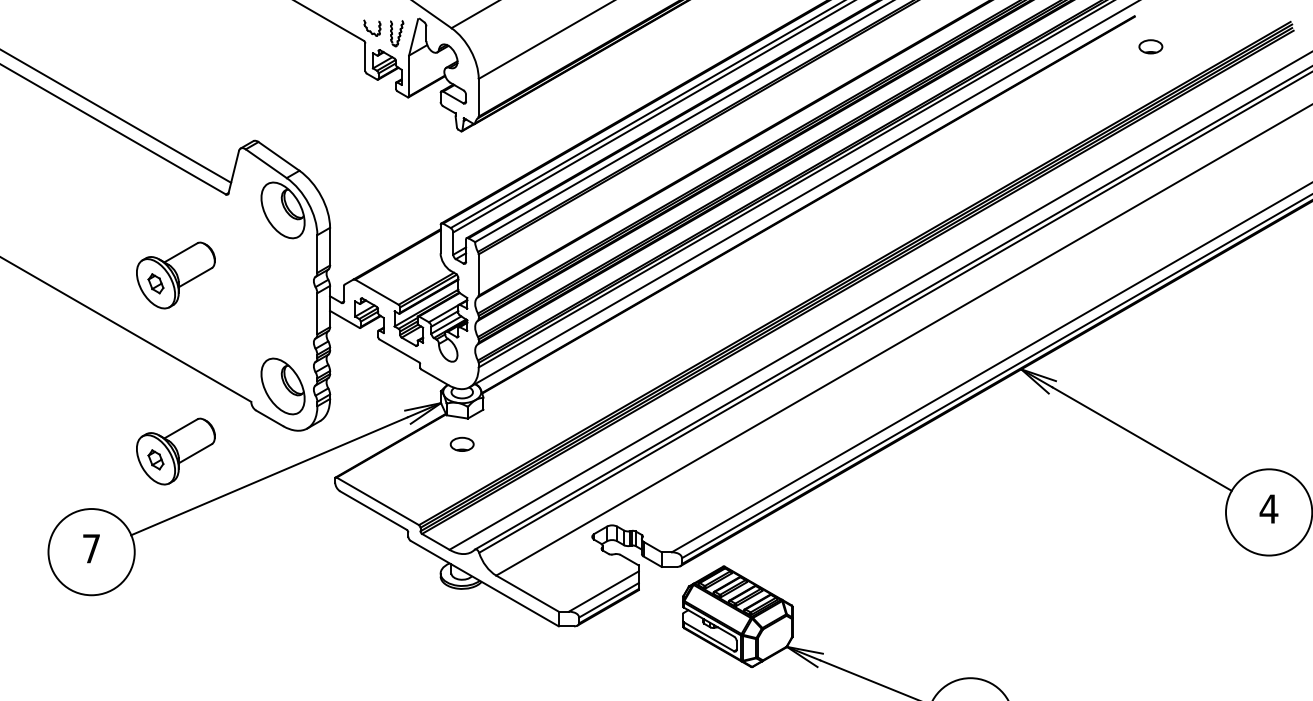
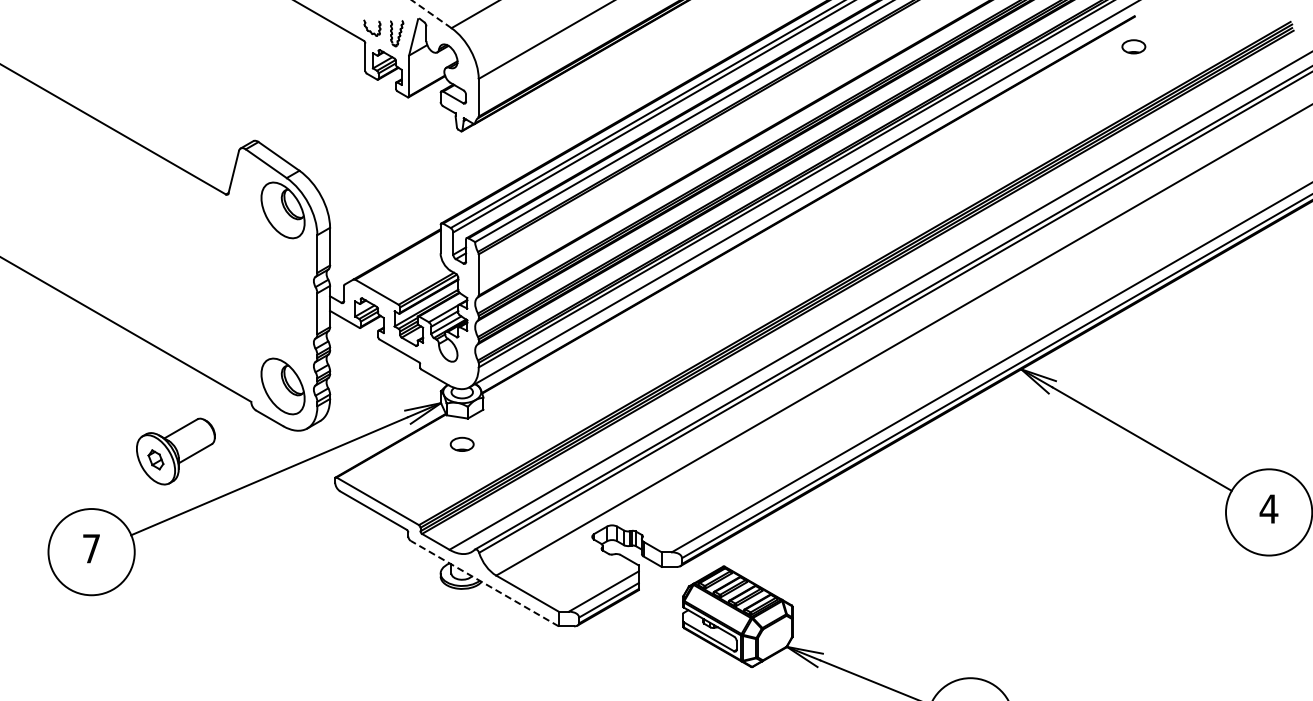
line: solid -> dashed (431, 13)
part position: (1150, 46) -> (1133, 46) (1133, 46)
line: present -> none (116, 116)
part: present -> none (175, 275)
line: solid -> dashed (484, 583)
